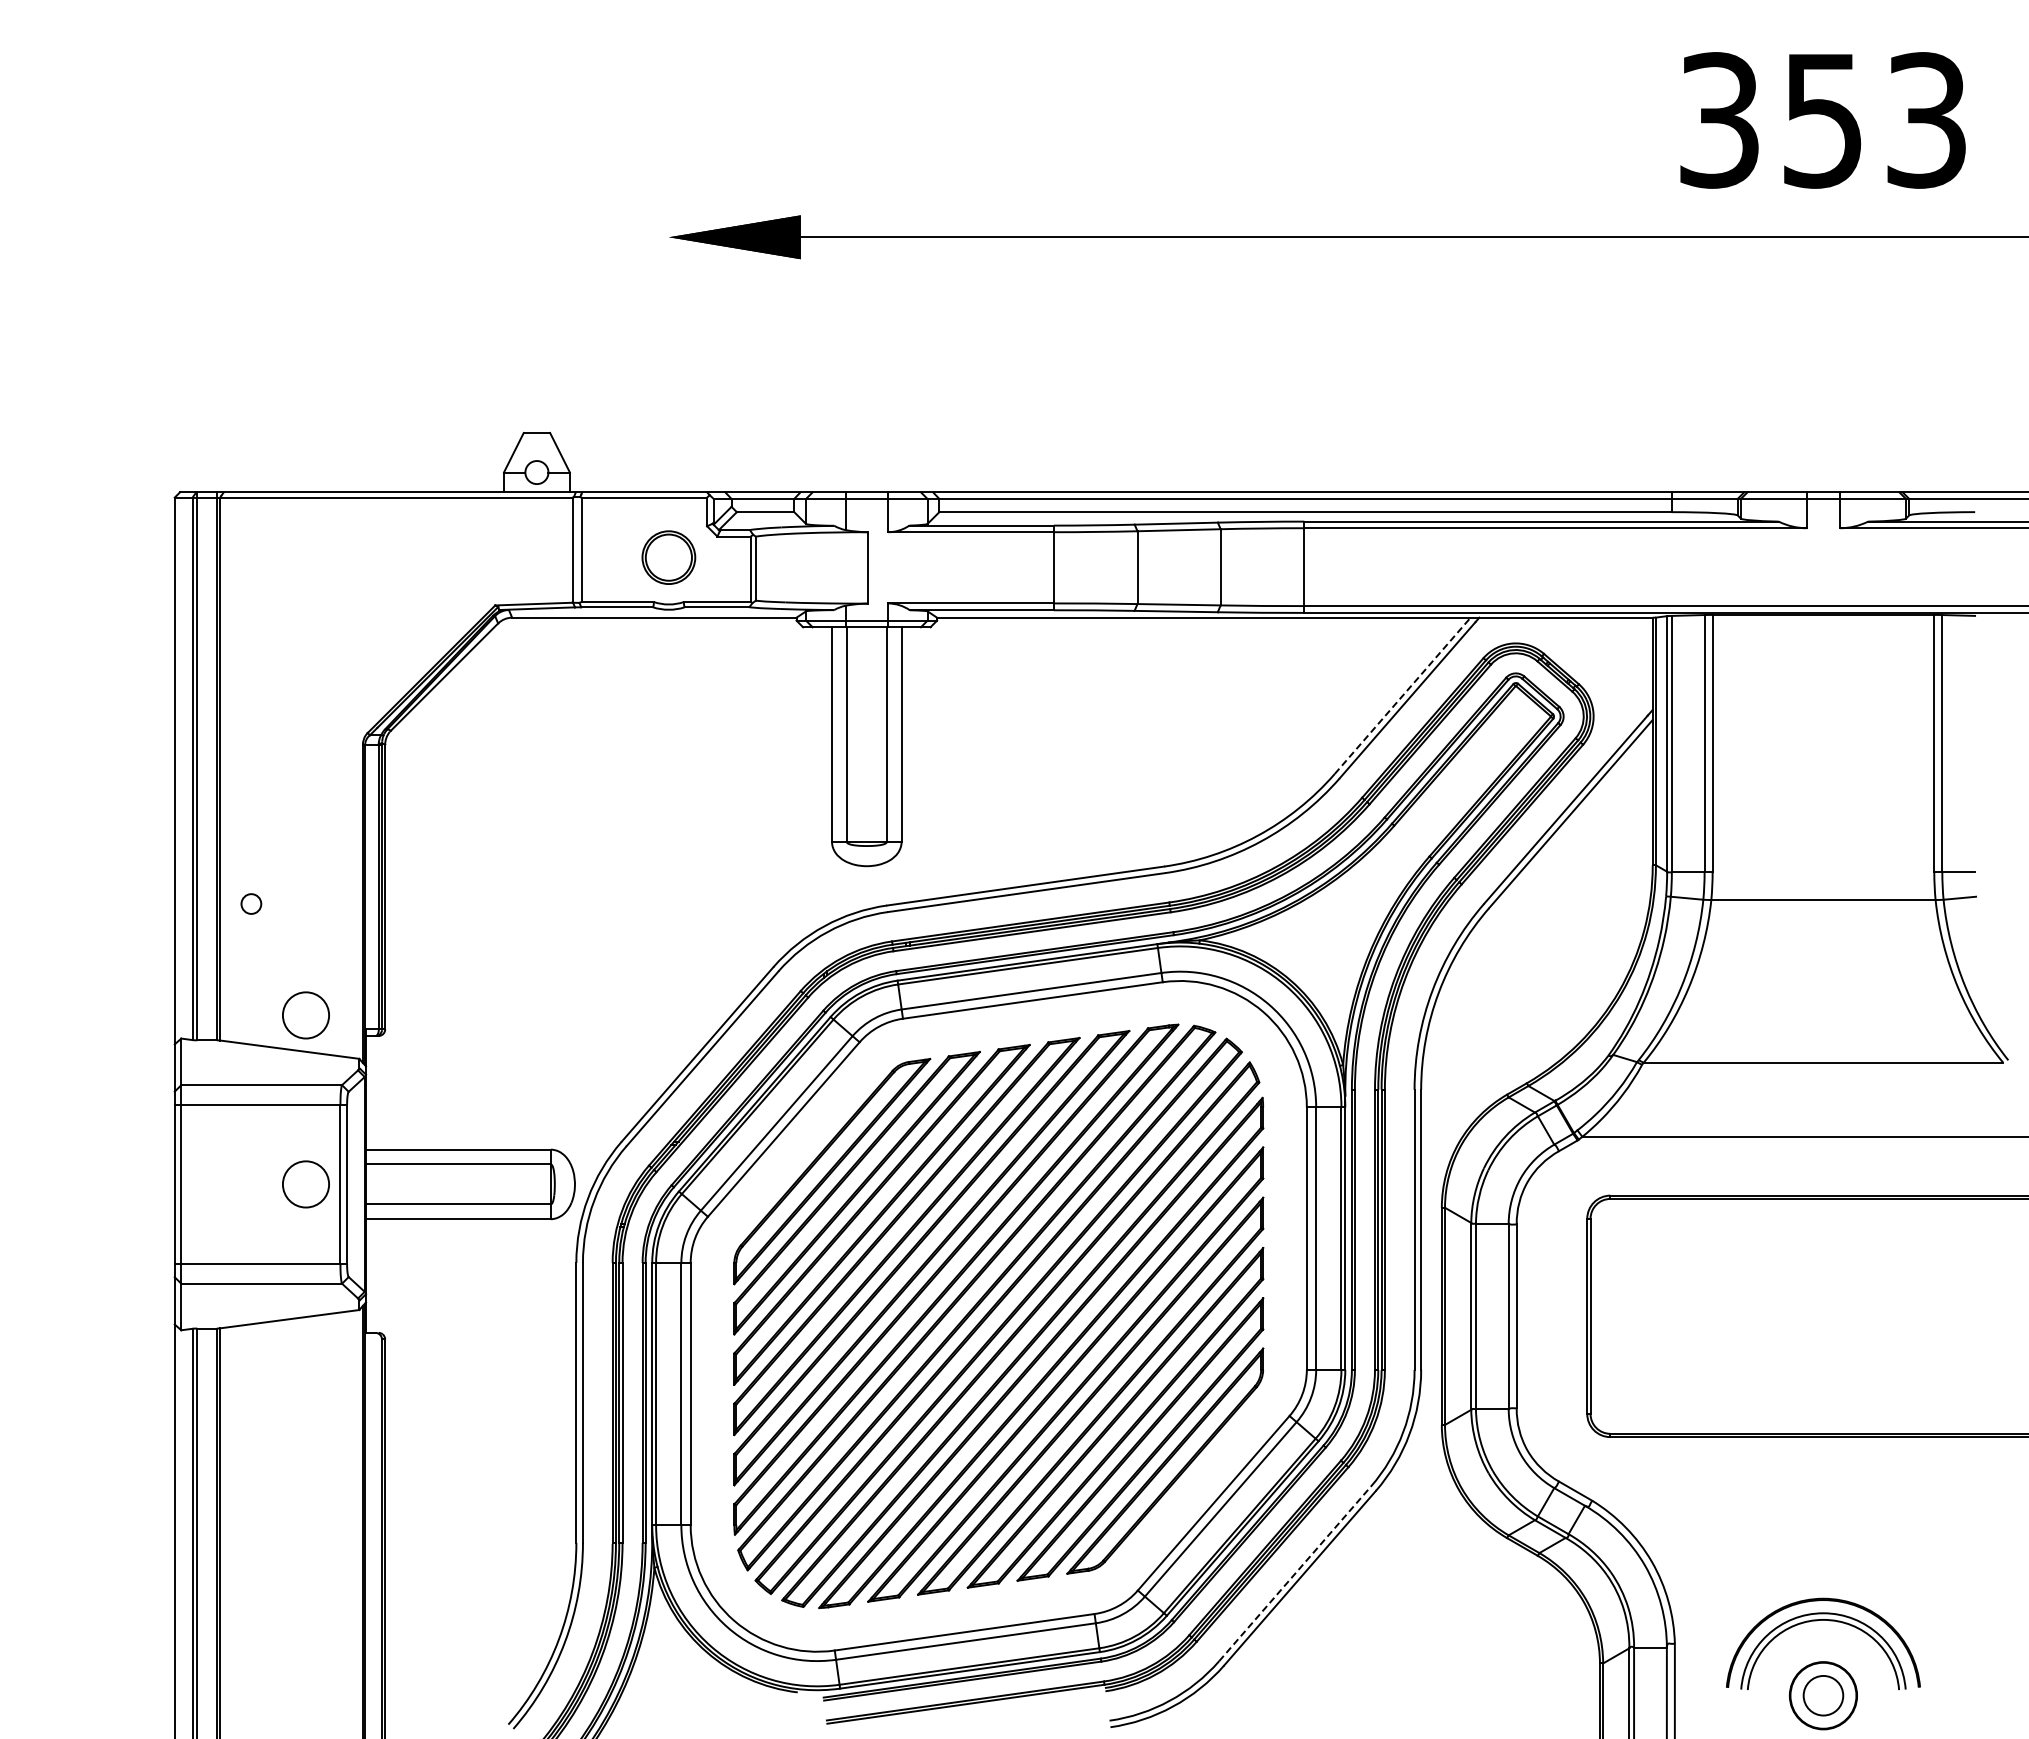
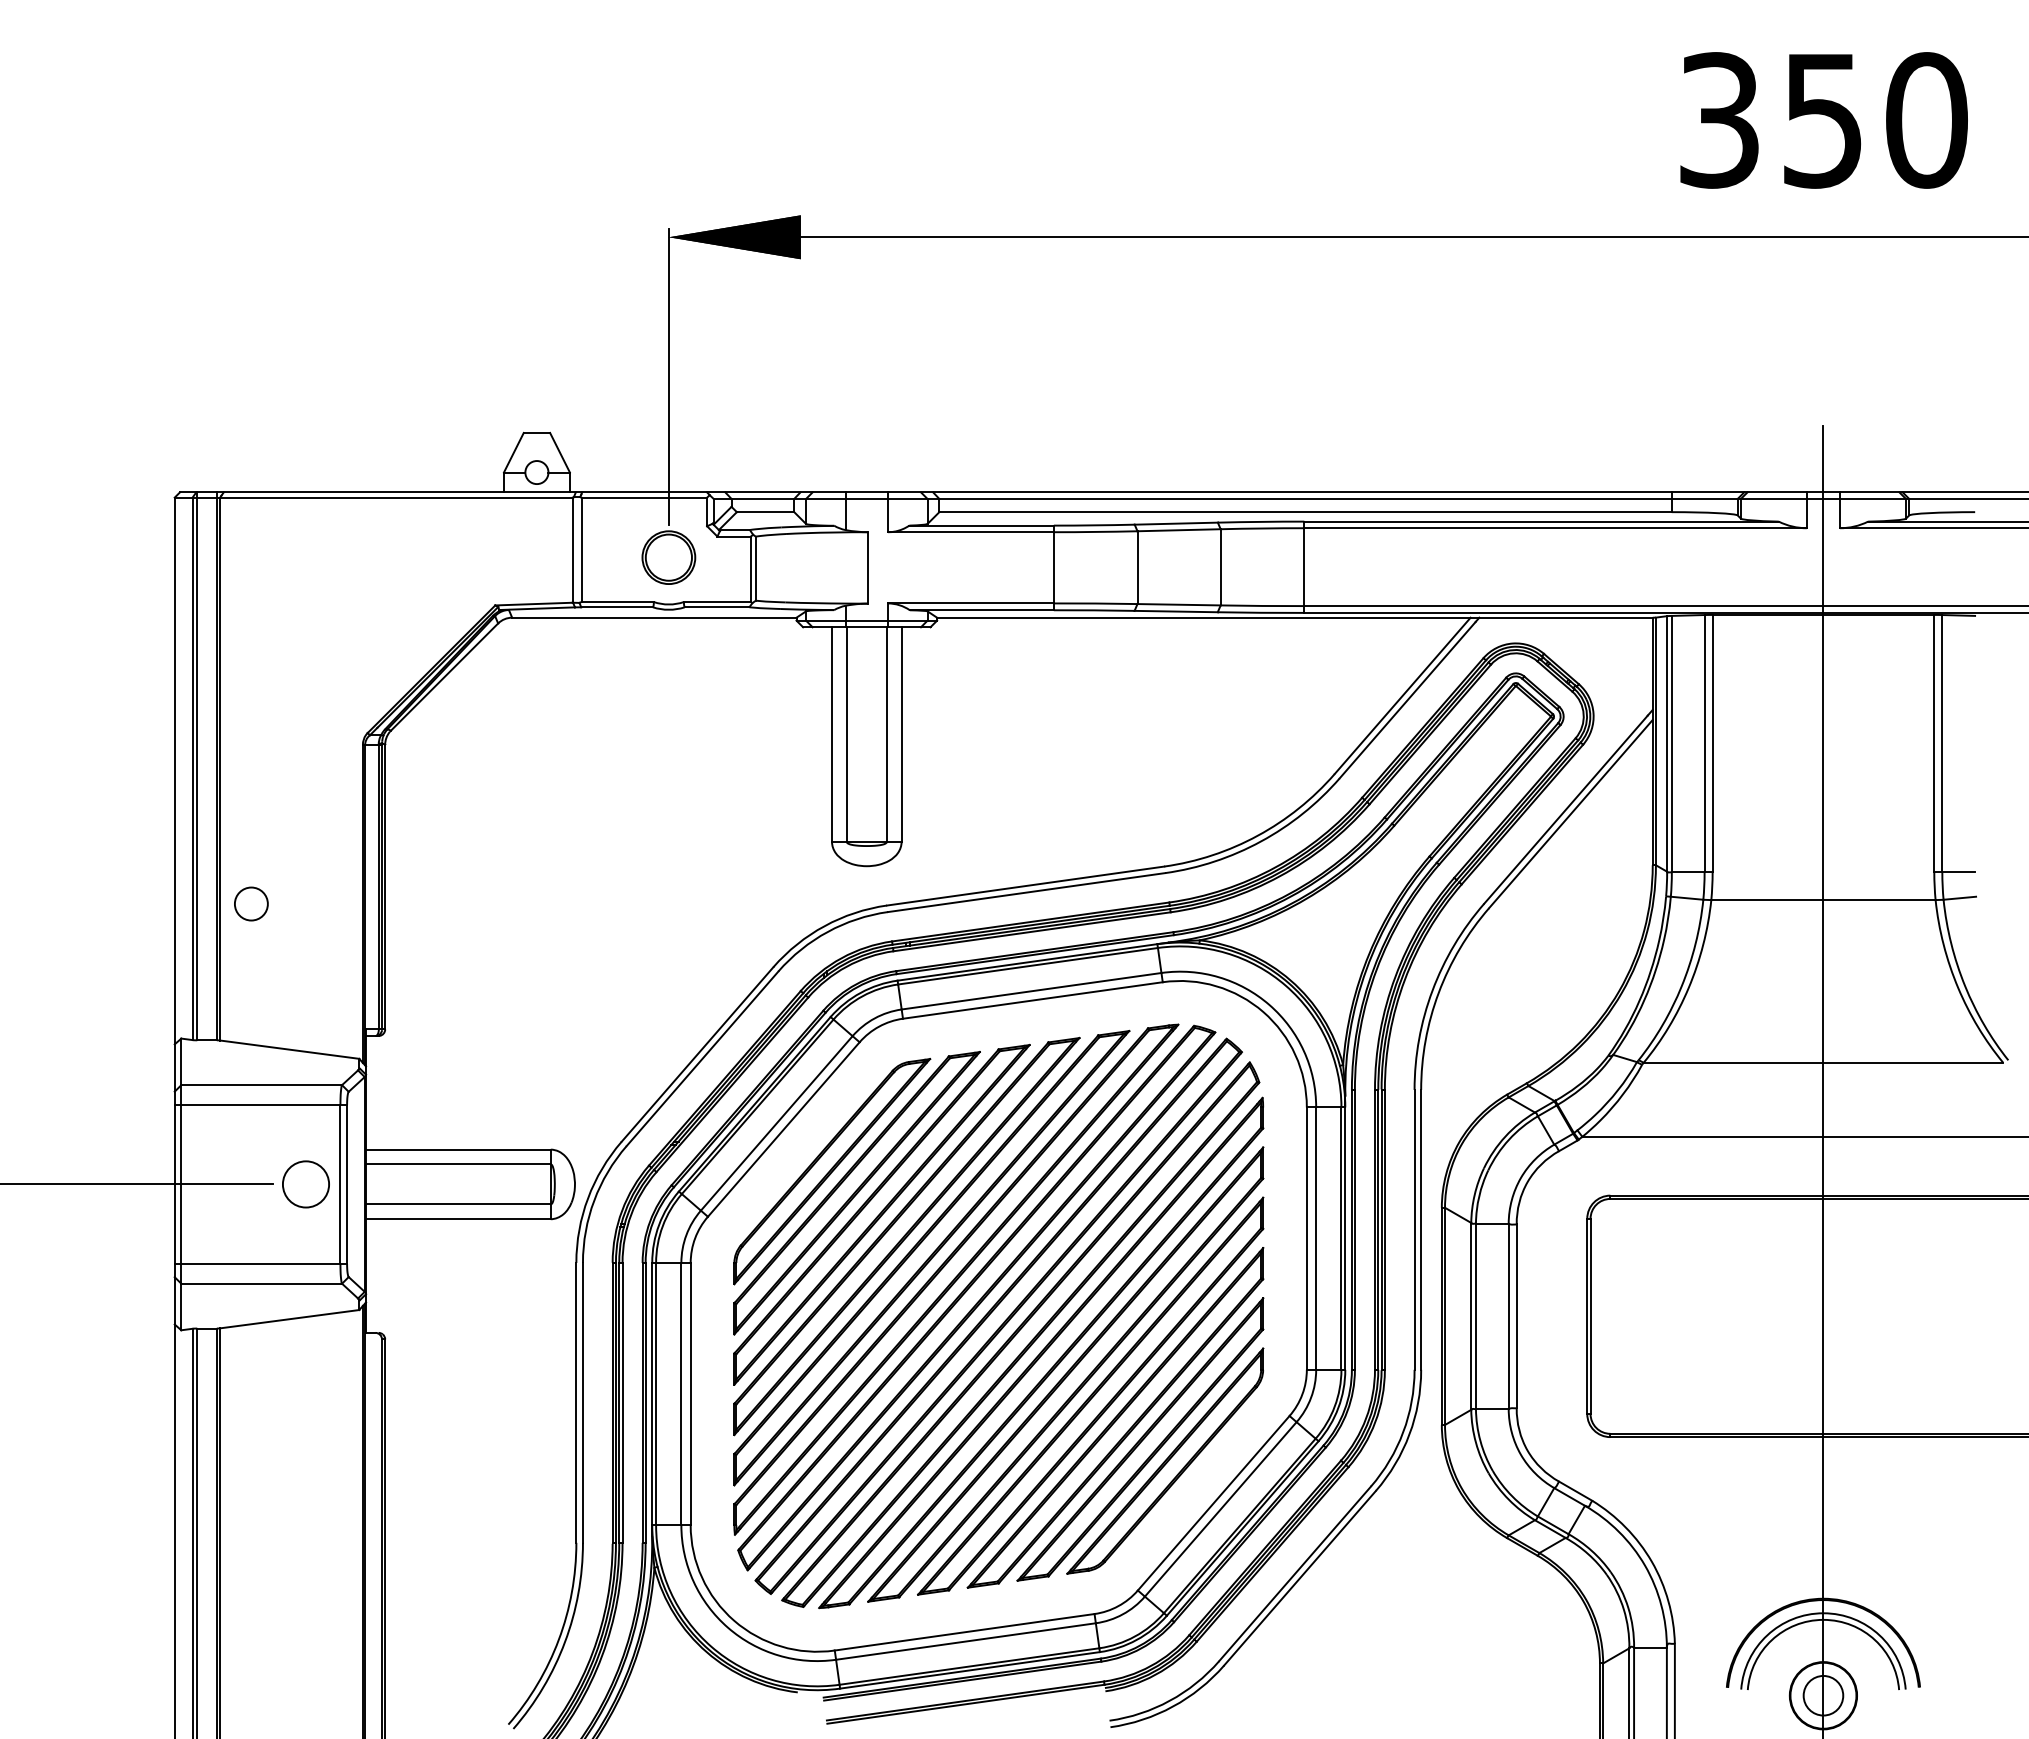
text: 353 -> 350 (1926, 120)
line: none -> present (668, 376)
line: dashed -> solid (1402, 695)
circle diameter: 20 px -> 33 px (250, 903)
circle: present -> none (305, 1015)
line: none -> present (1823, 1080)
line: none -> present (137, 1184)
line: dashed -> solid (1295, 1573)
